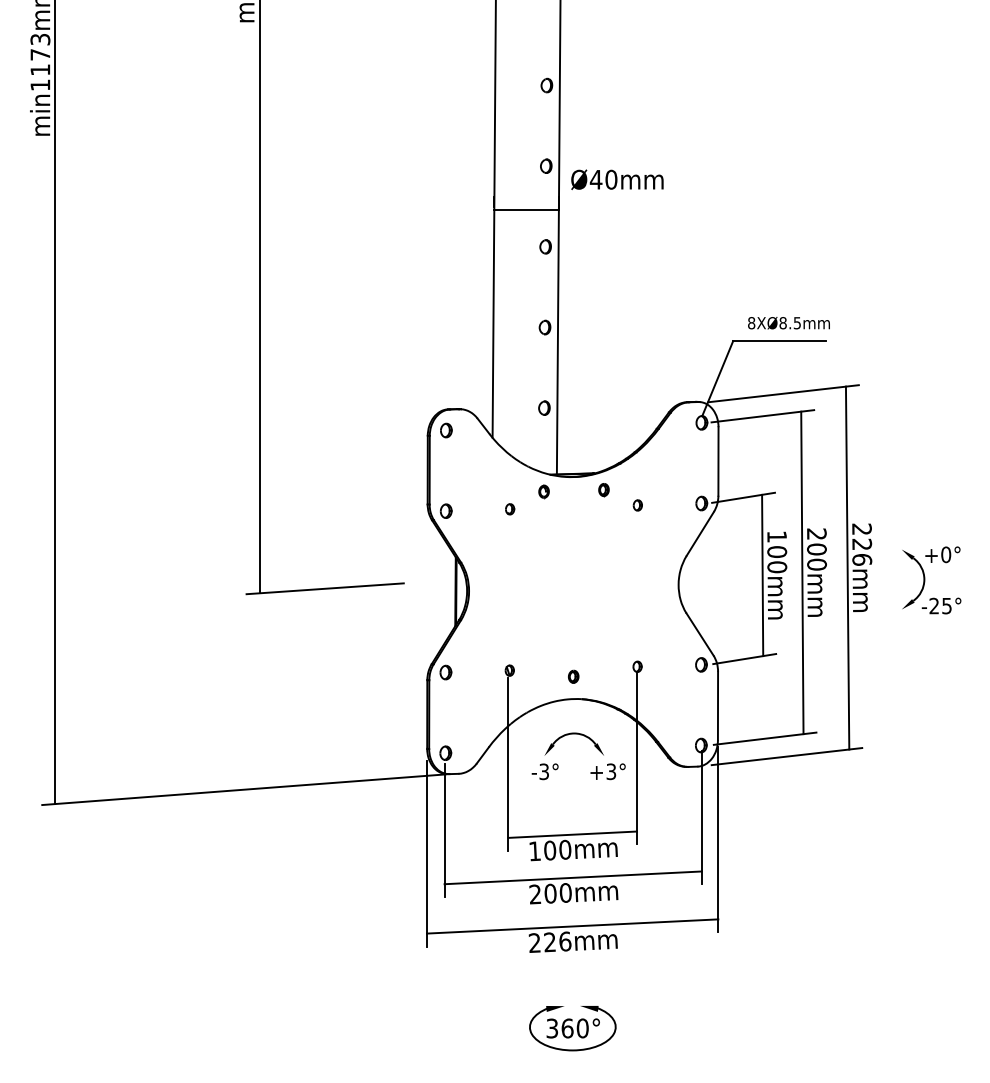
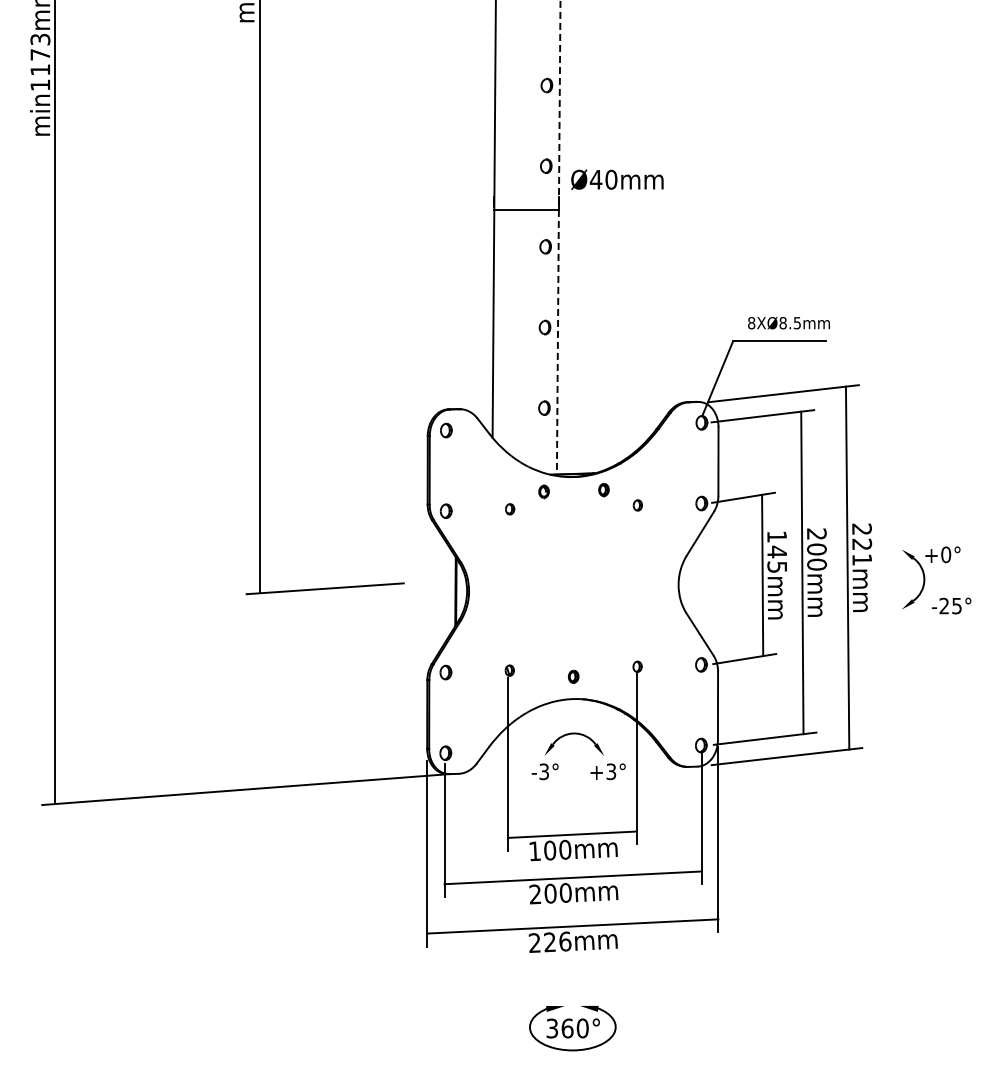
line: solid -> dashed (558, 237)
text: 100mm -> 145mm (777, 559)
text: 226mm -> 221mm (862, 559)
text position: (941, 605) -> (951, 605) (951, 605)
